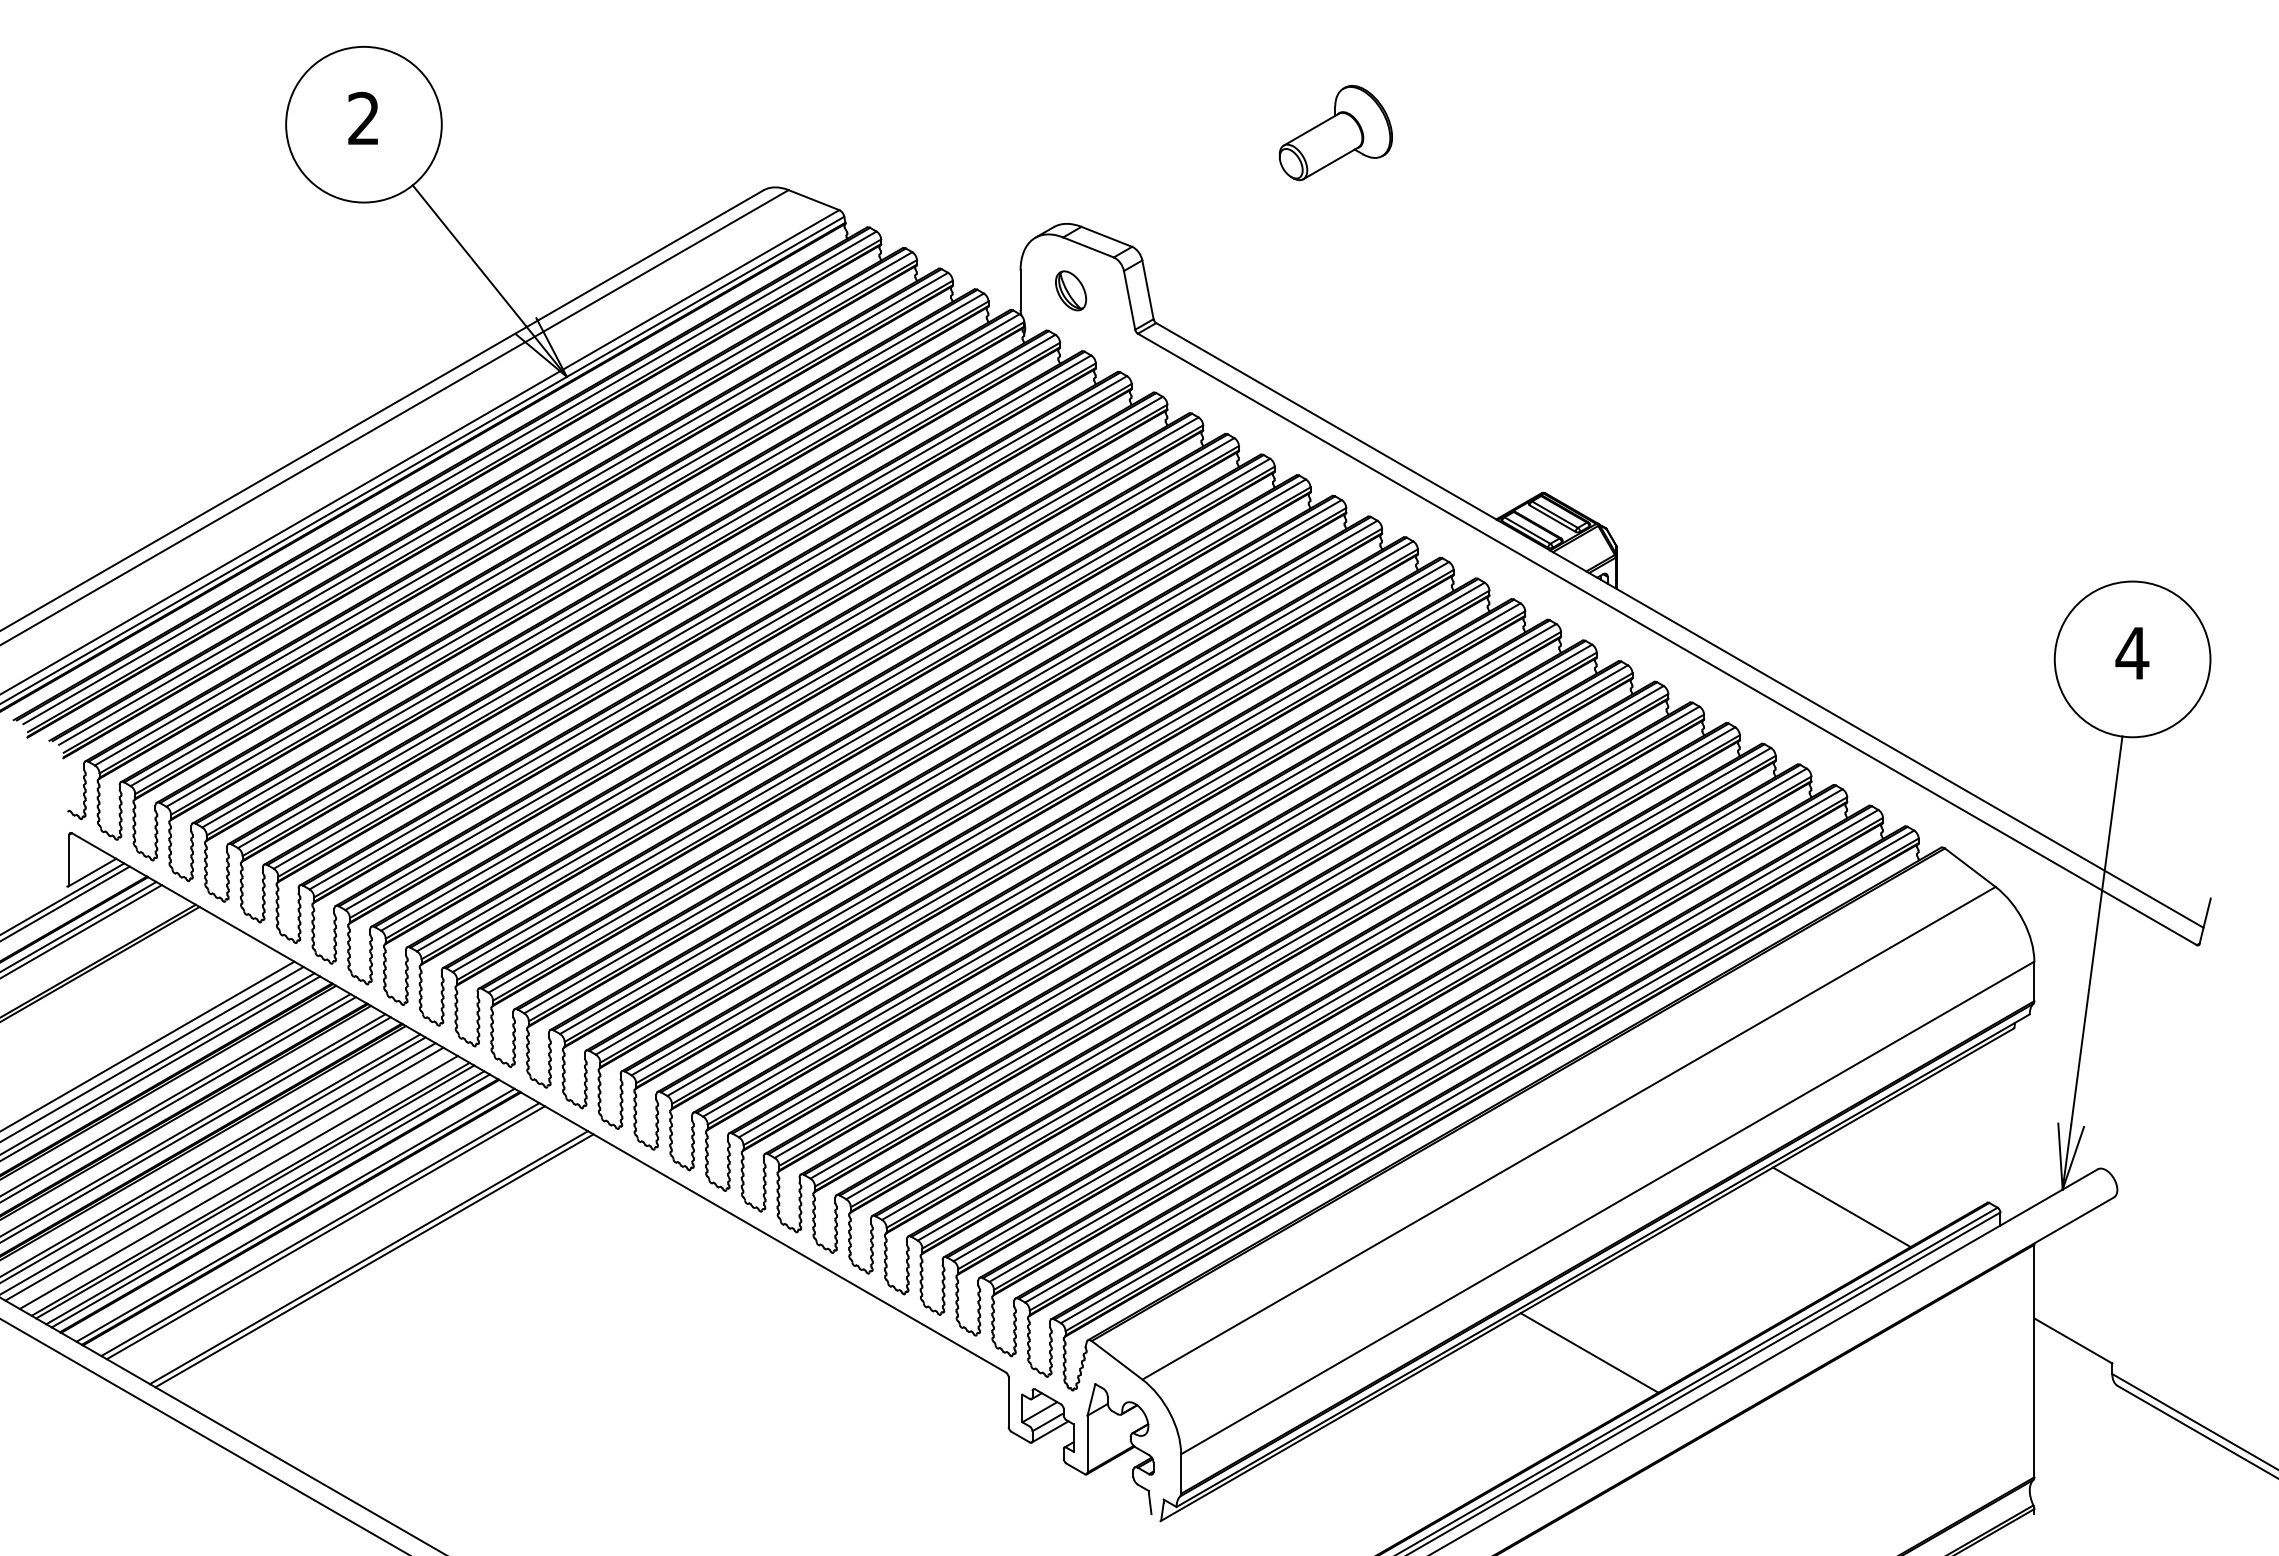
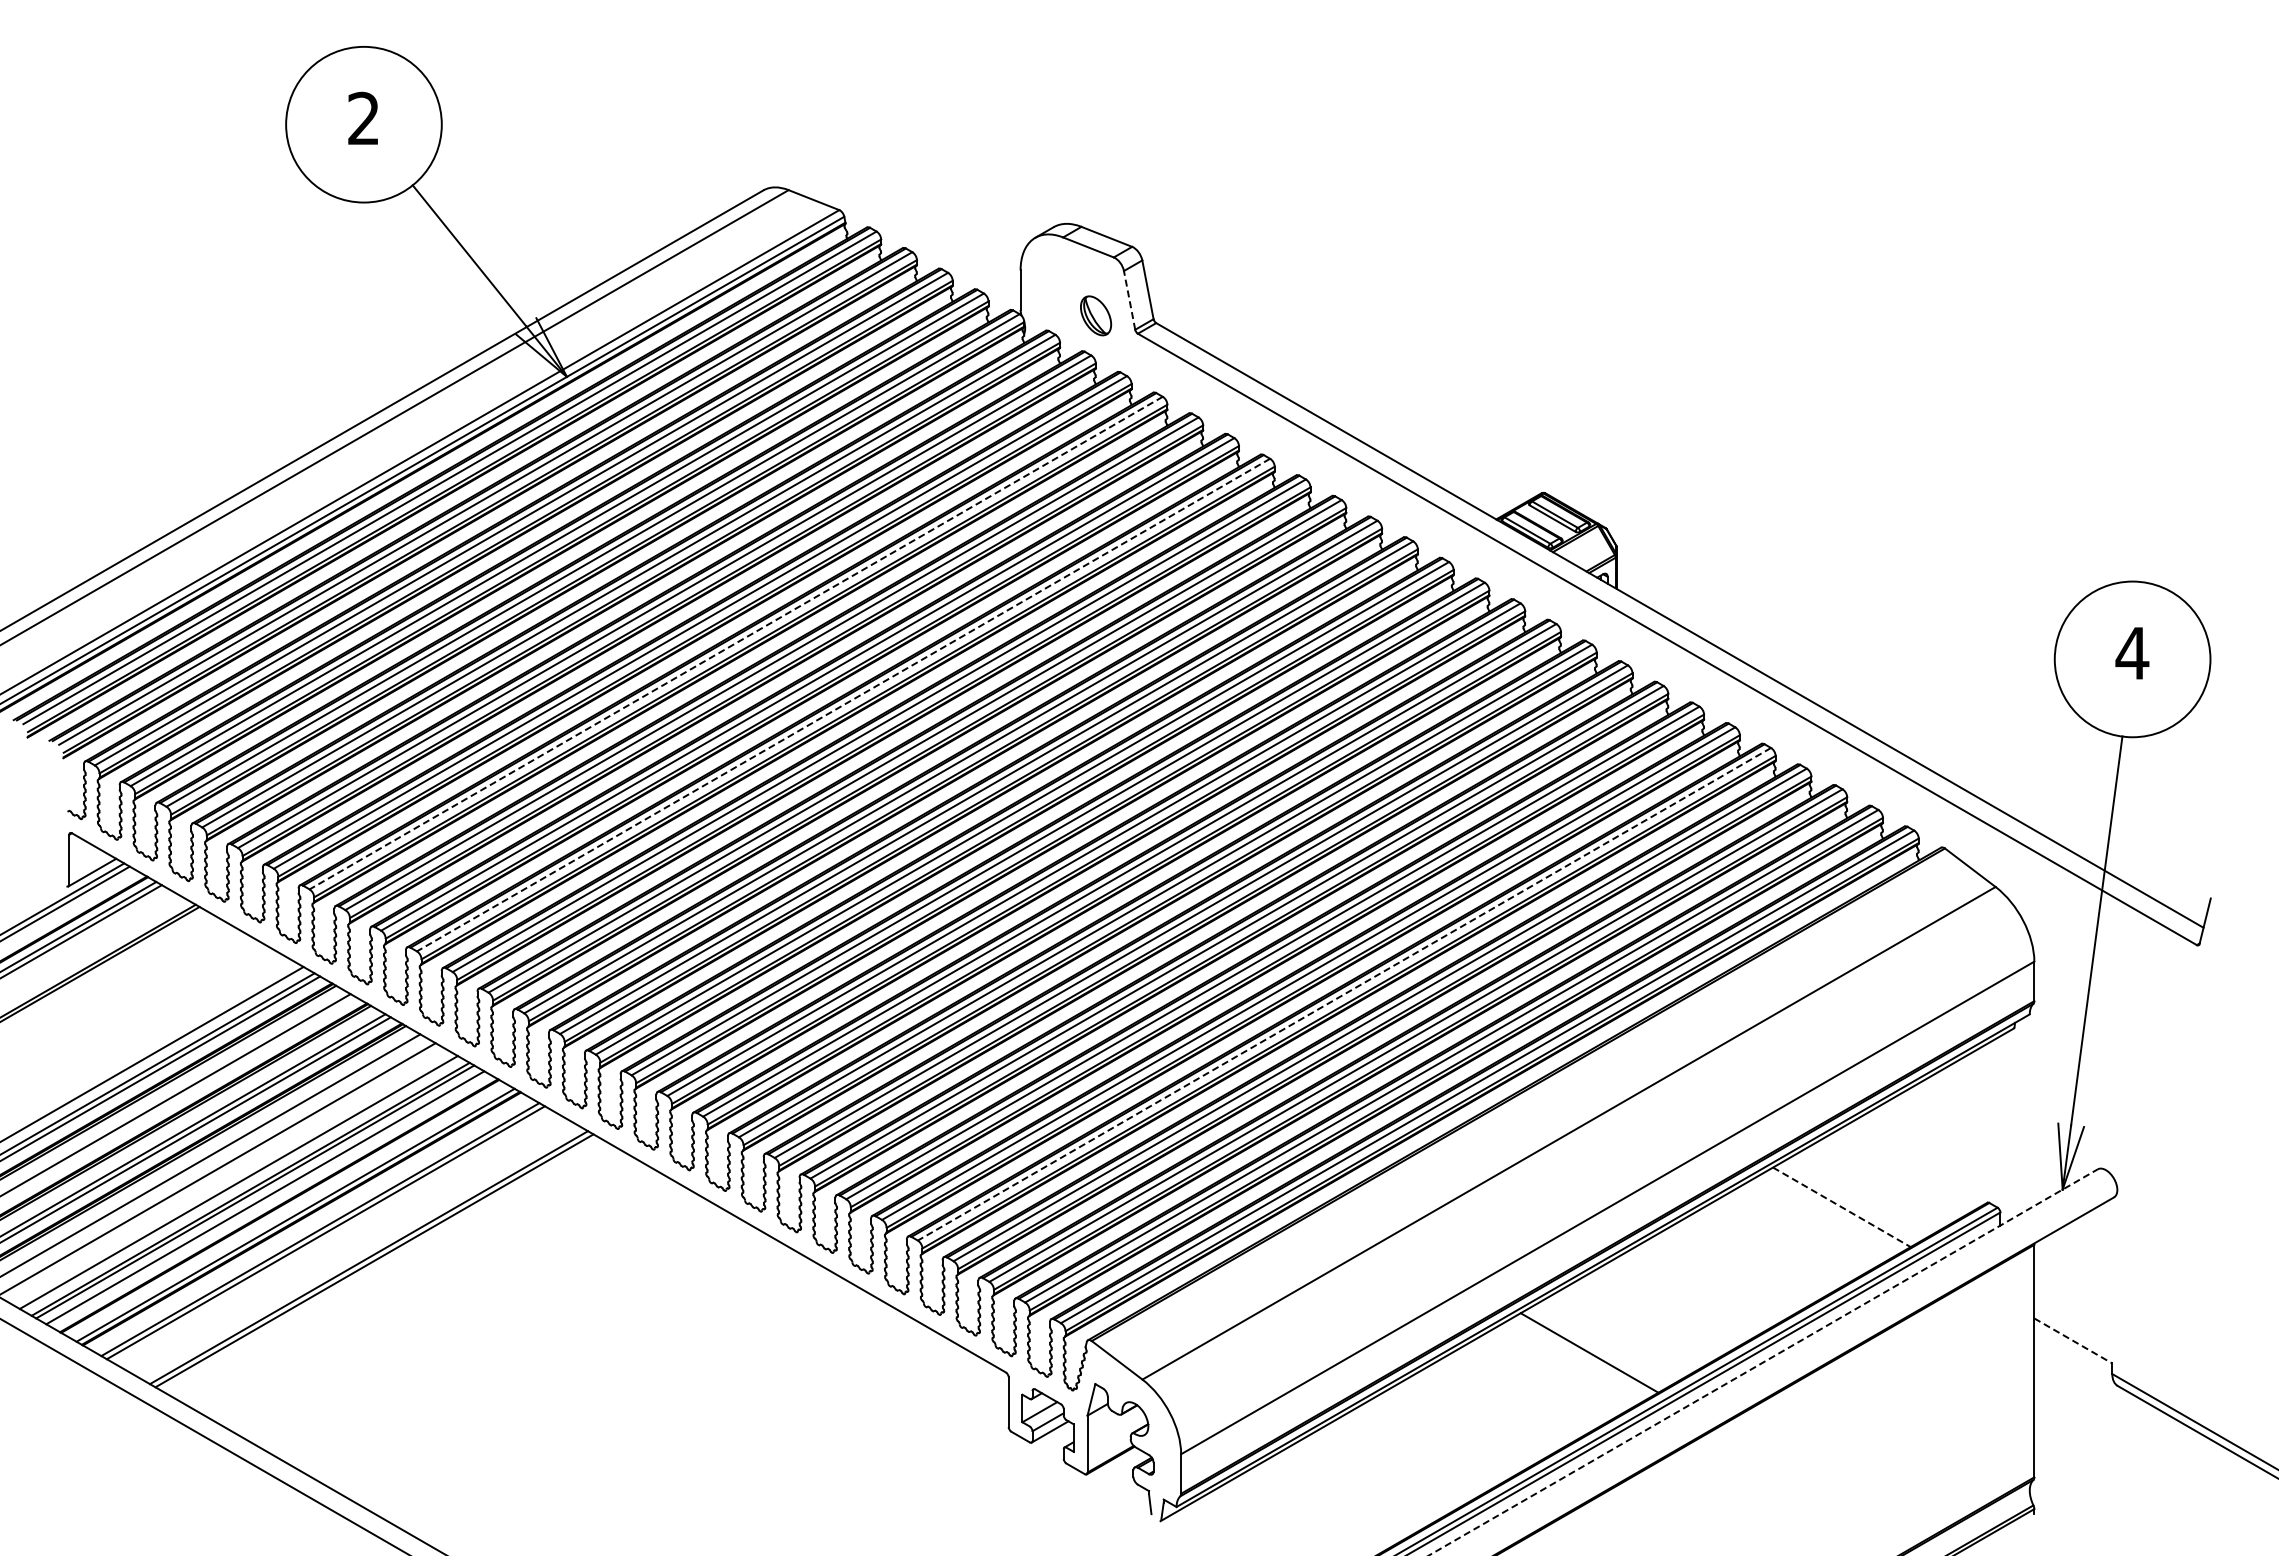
part: present -> none (1335, 133)
part position: (1071, 290) -> (1096, 315) (1096, 315)
line: solid -> dashed (1129, 300)
line: solid -> dashed (736, 643)
line: solid -> dashed (843, 705)
line: solid -> dashed (1344, 994)
line: present -> none (148, 1045)
line: present -> none (178, 1099)
line: present -> none (213, 1159)
line: present -> none (224, 1173)
line: present -> none (270, 1200)
line: solid -> dashed (1841, 1207)
line: solid -> dashed (2073, 1341)
line: solid -> dashed (1763, 1362)
